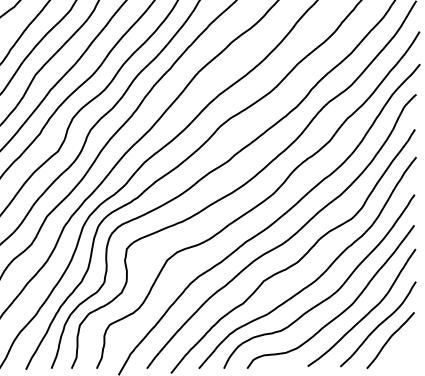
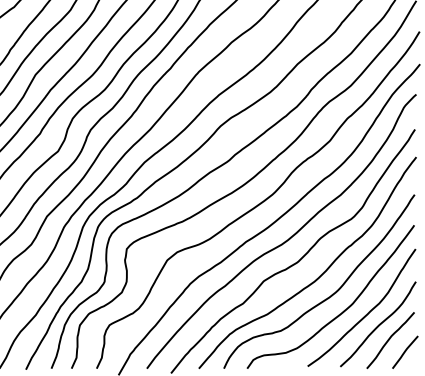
curve: none -> present (405, 351)
